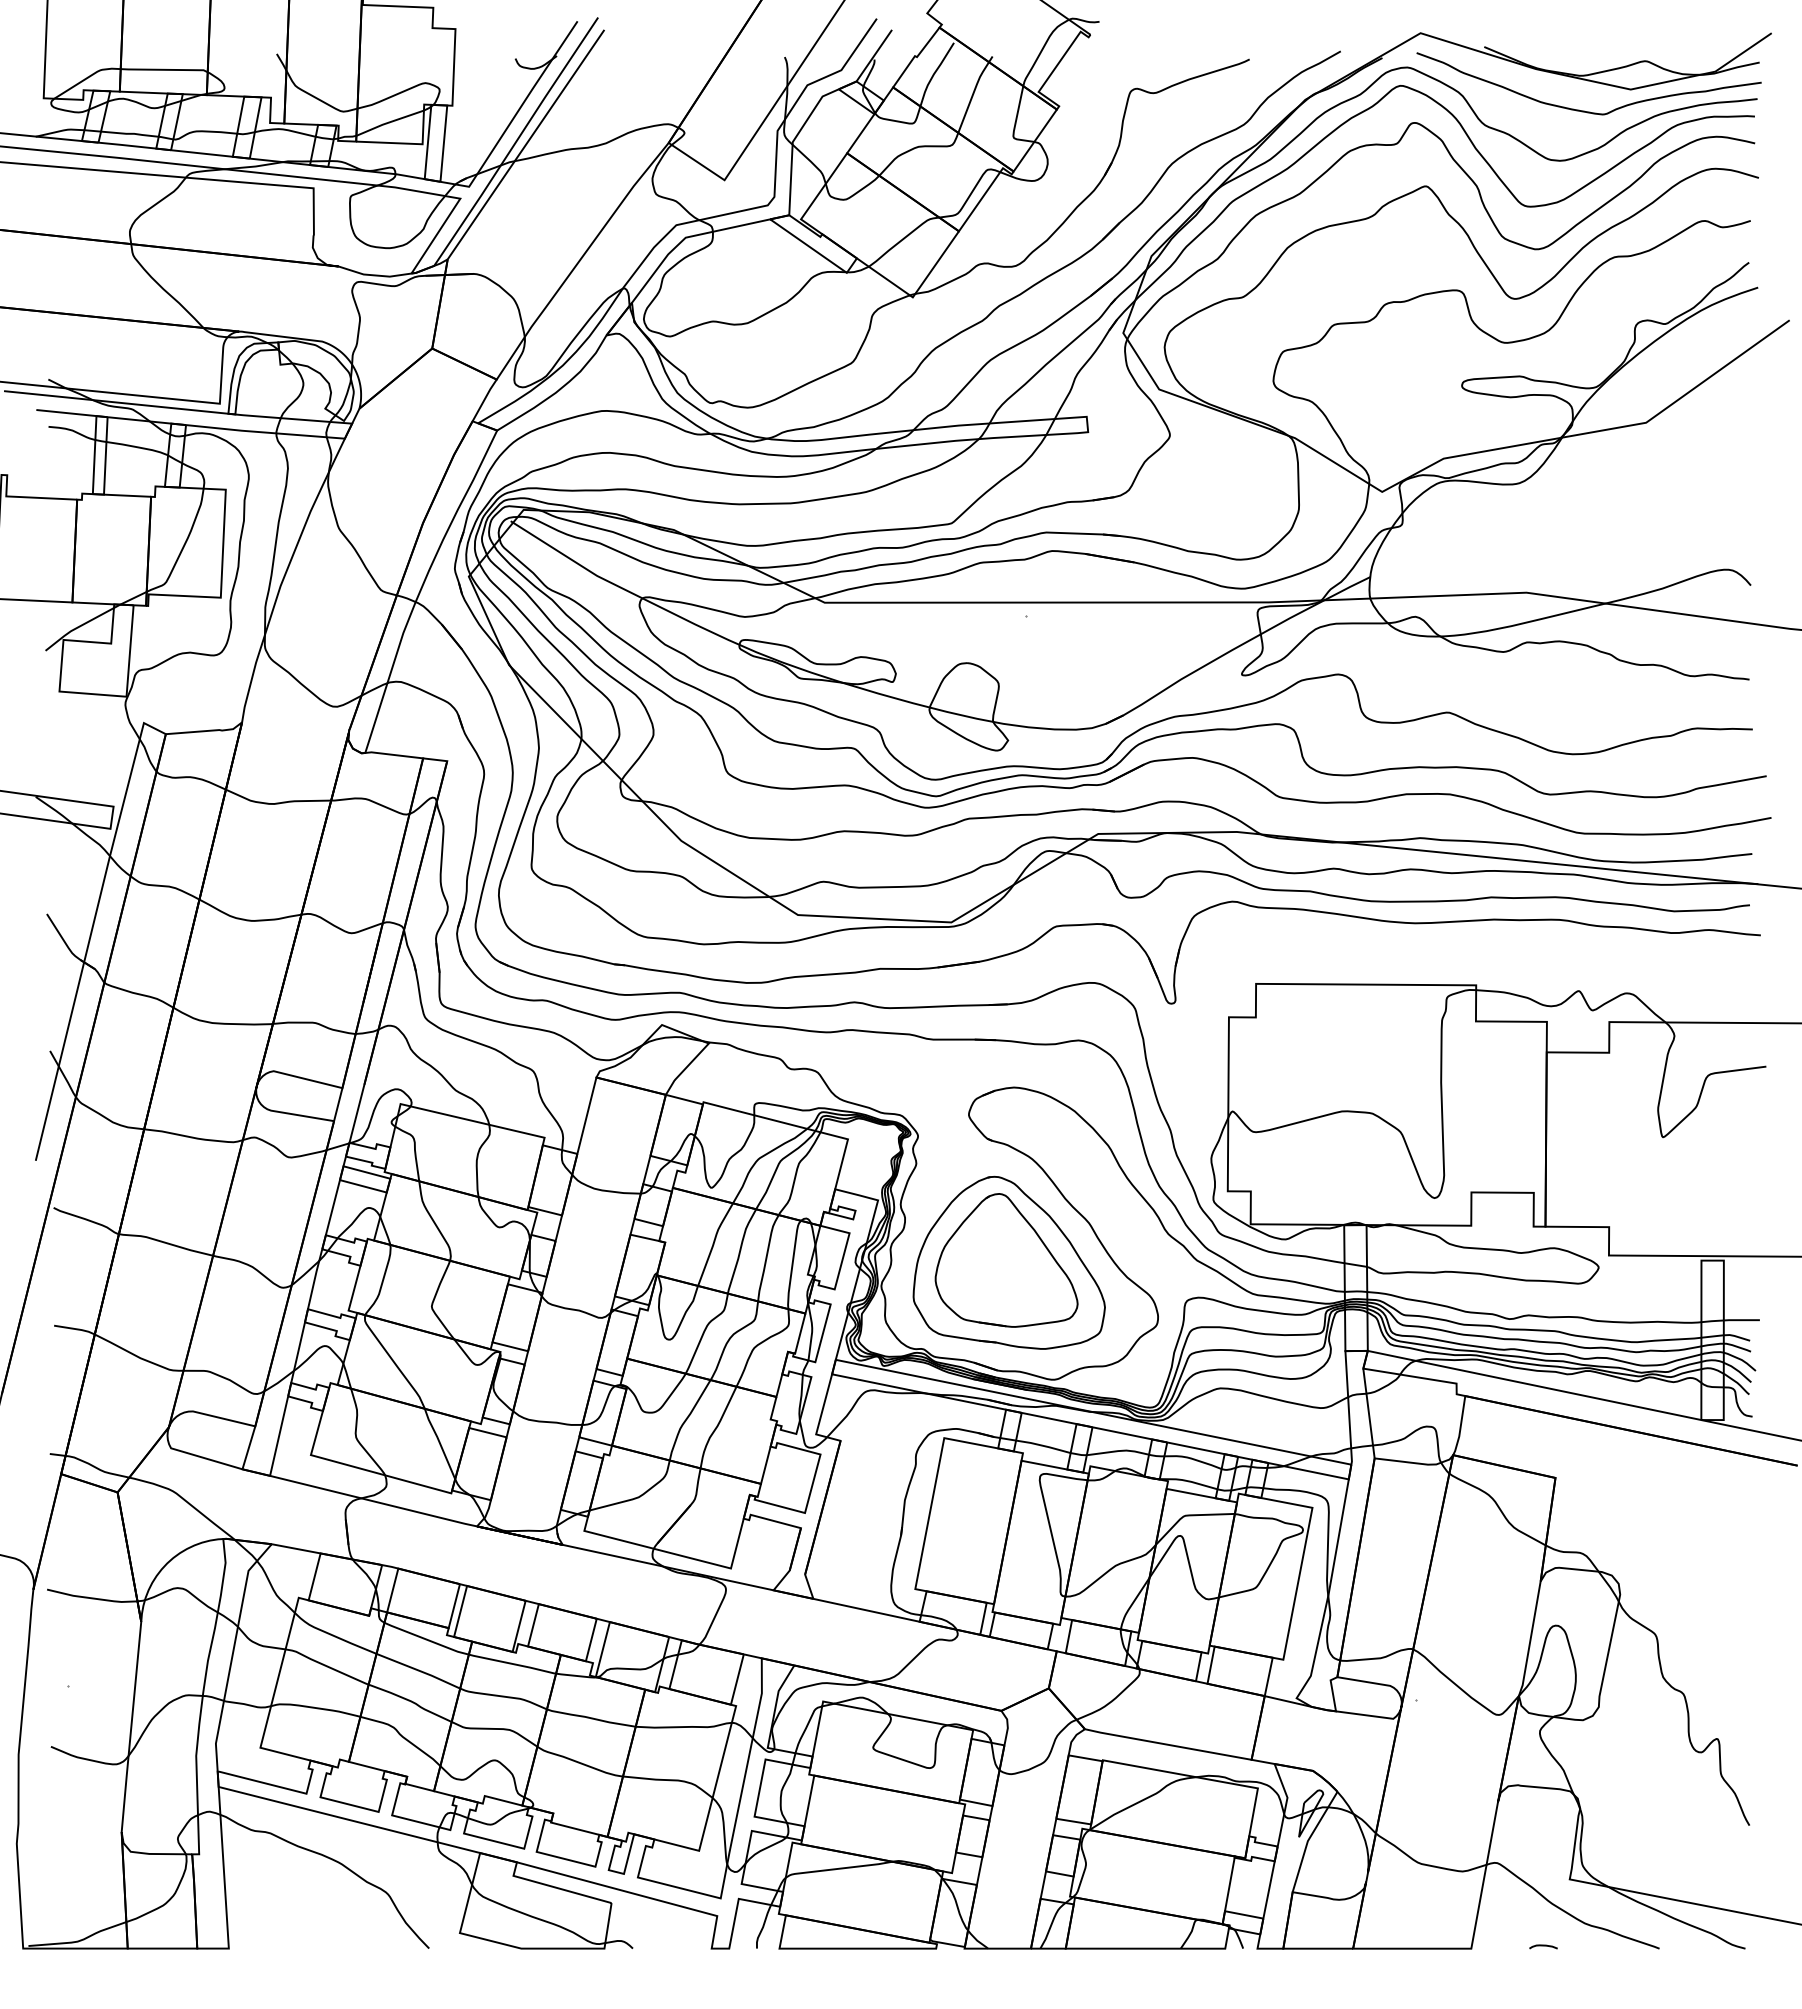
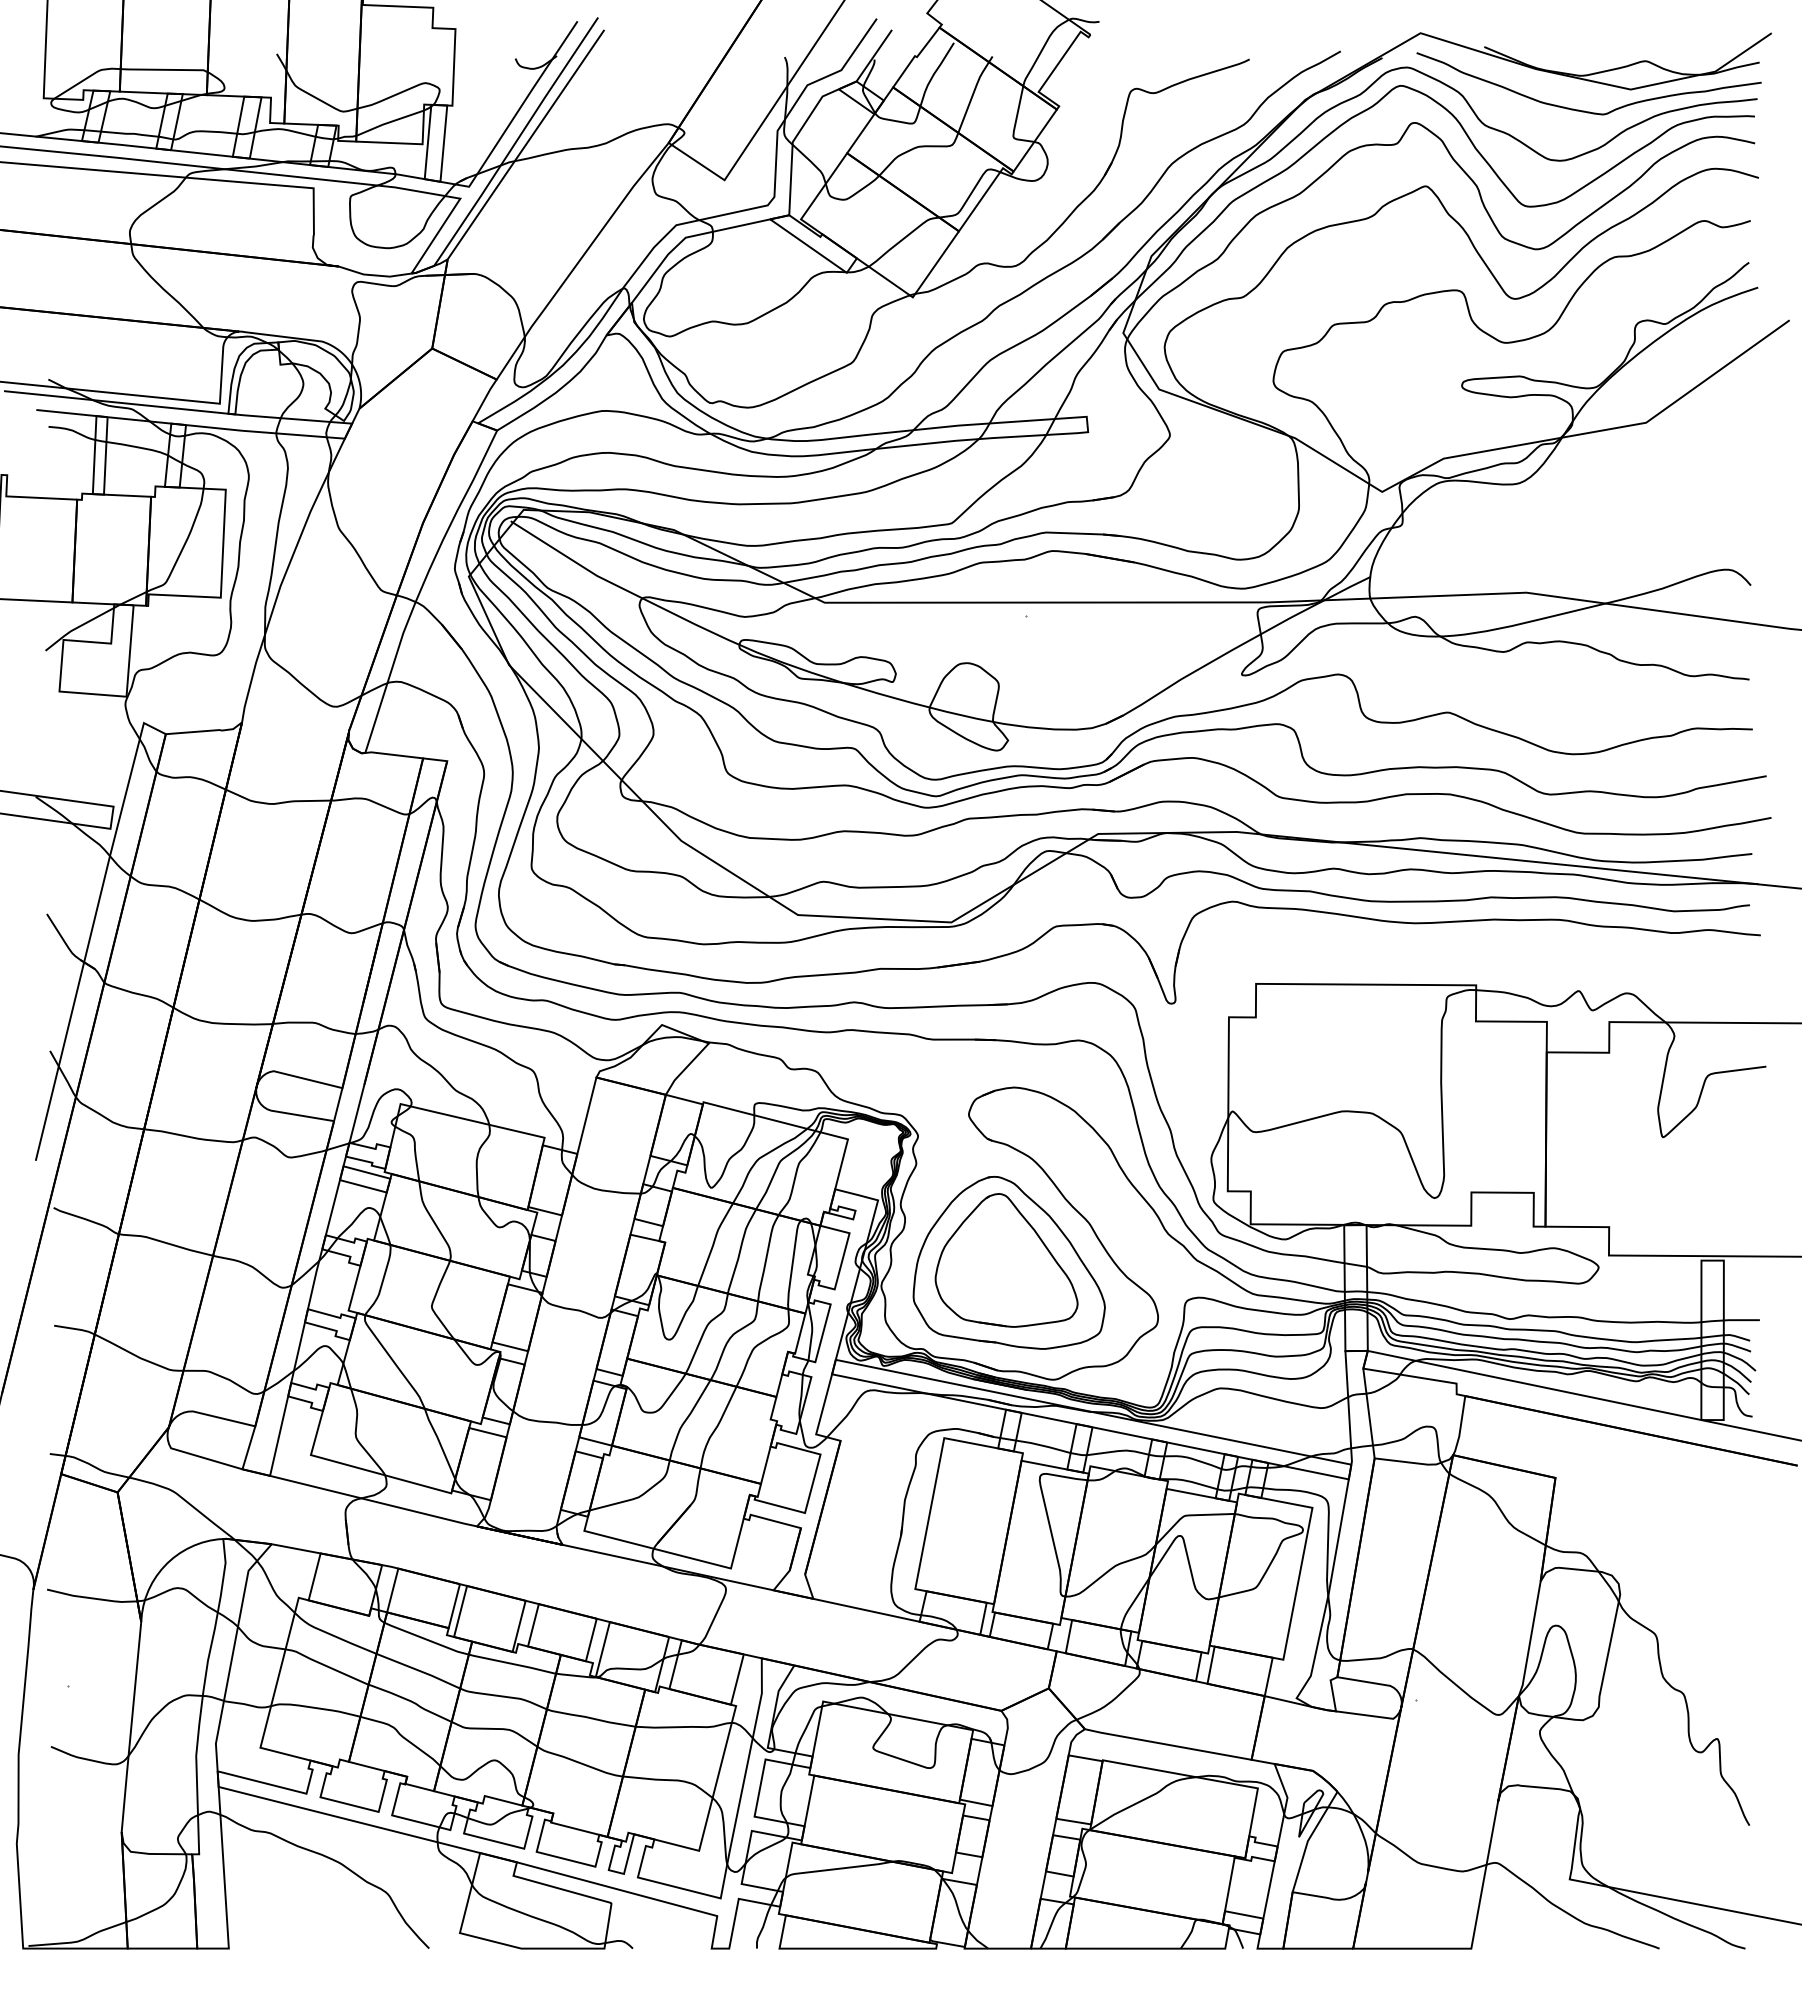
curve: present -> none (1543, 1946)
